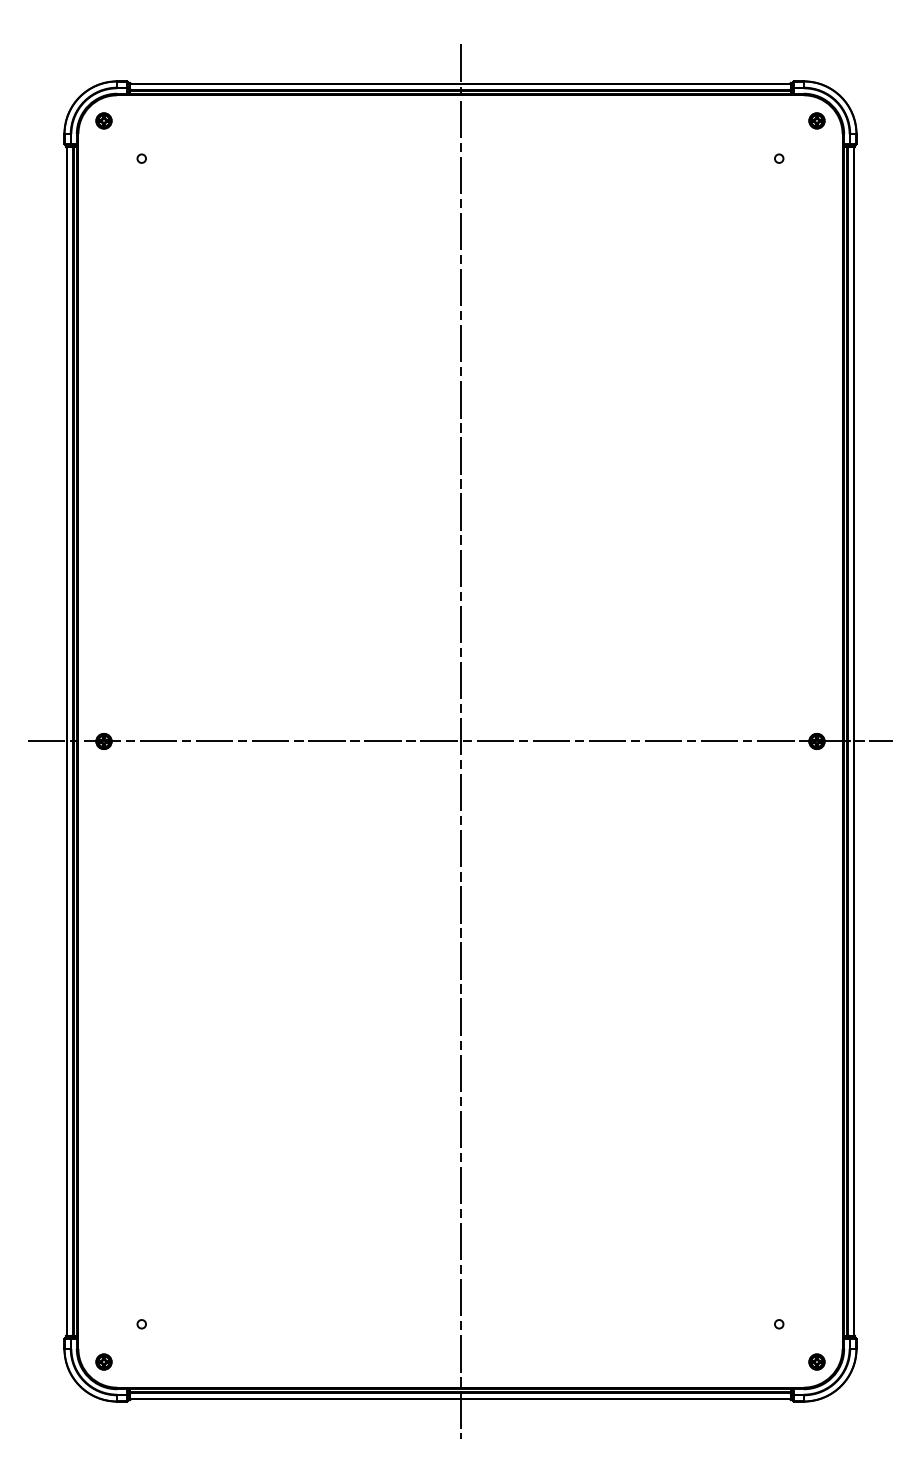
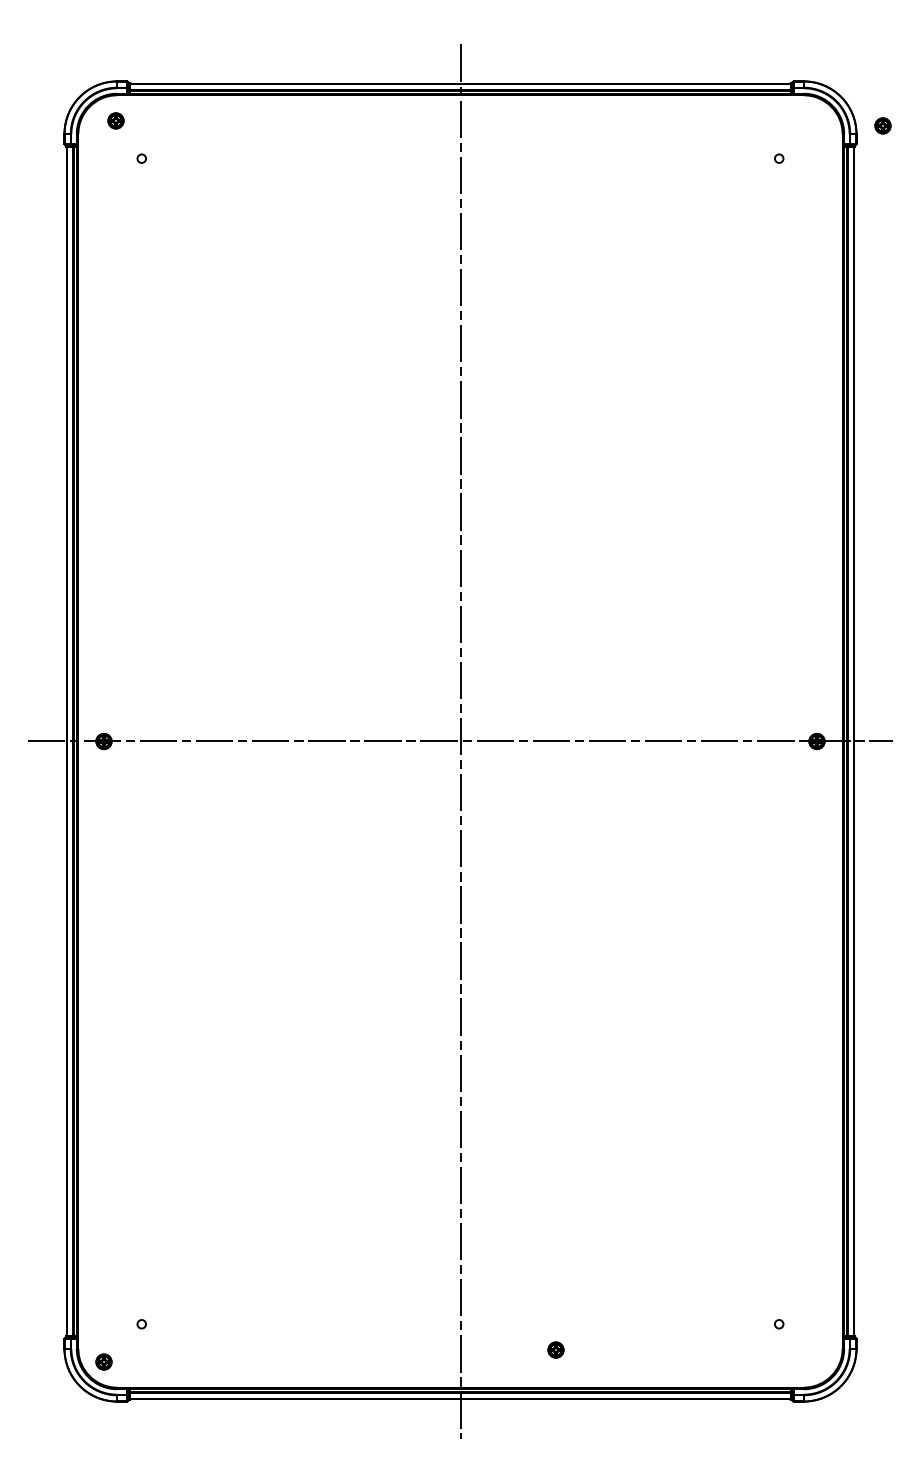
part position: (103, 120) -> (115, 120) (115, 120)
part position: (816, 120) -> (882, 125) (882, 125)
part position: (816, 1361) -> (555, 1349) (555, 1349)
